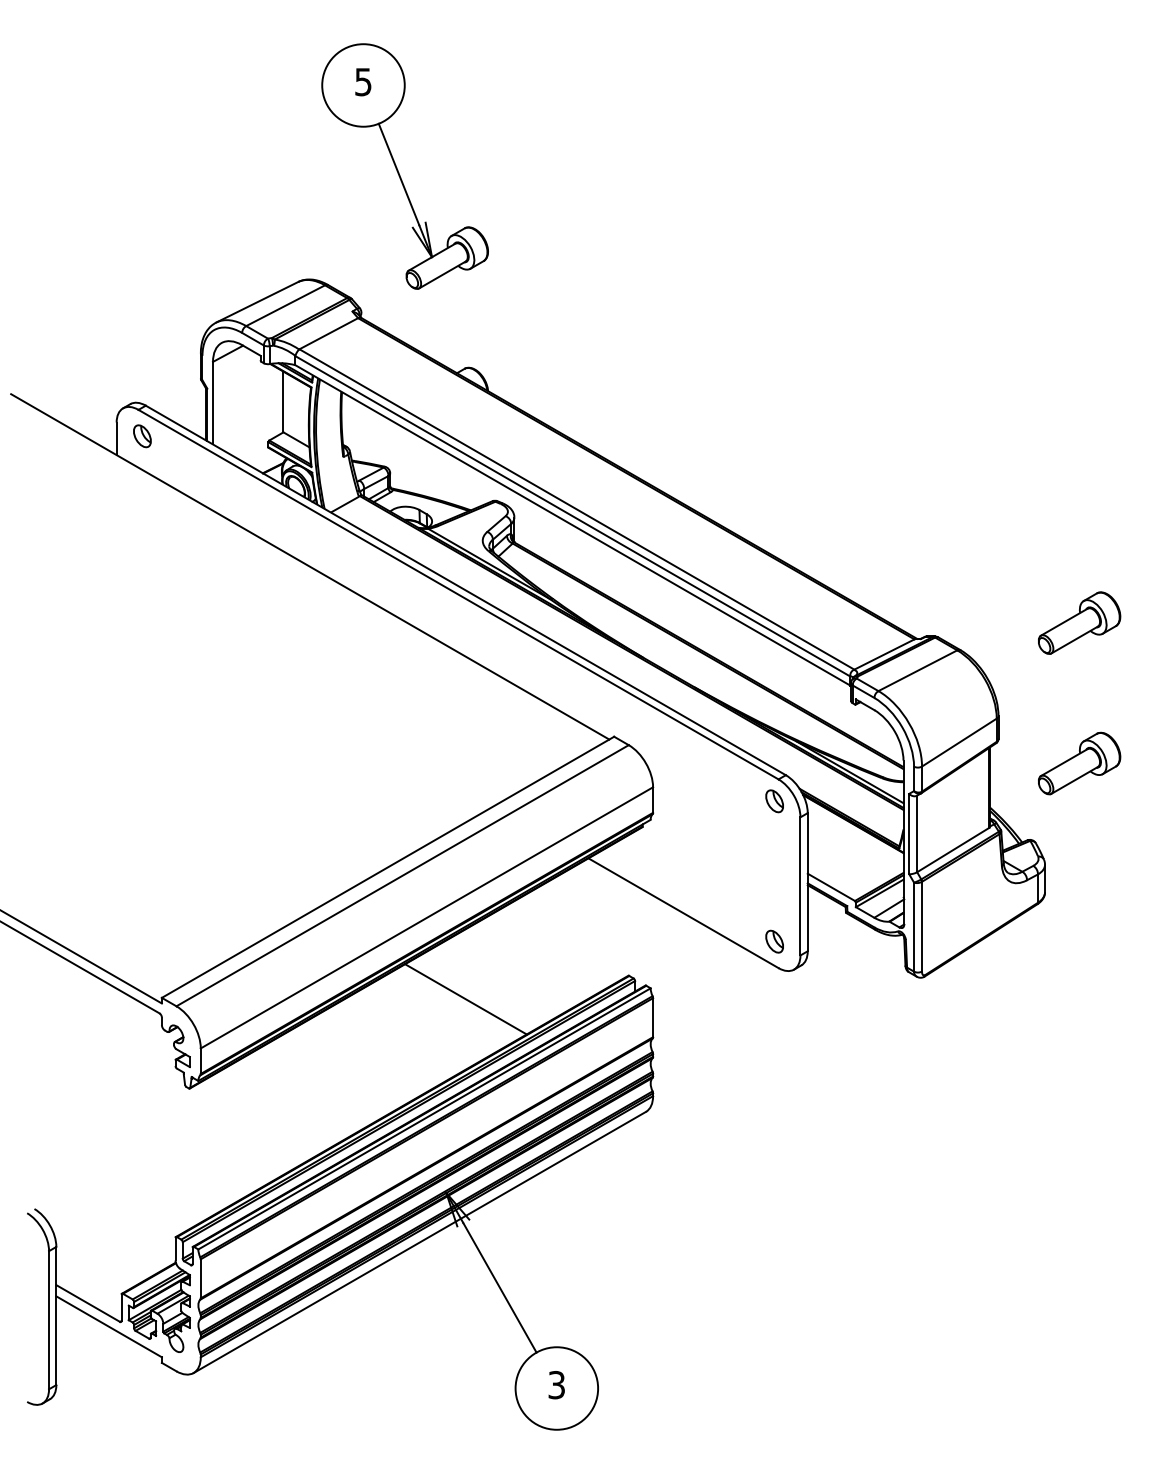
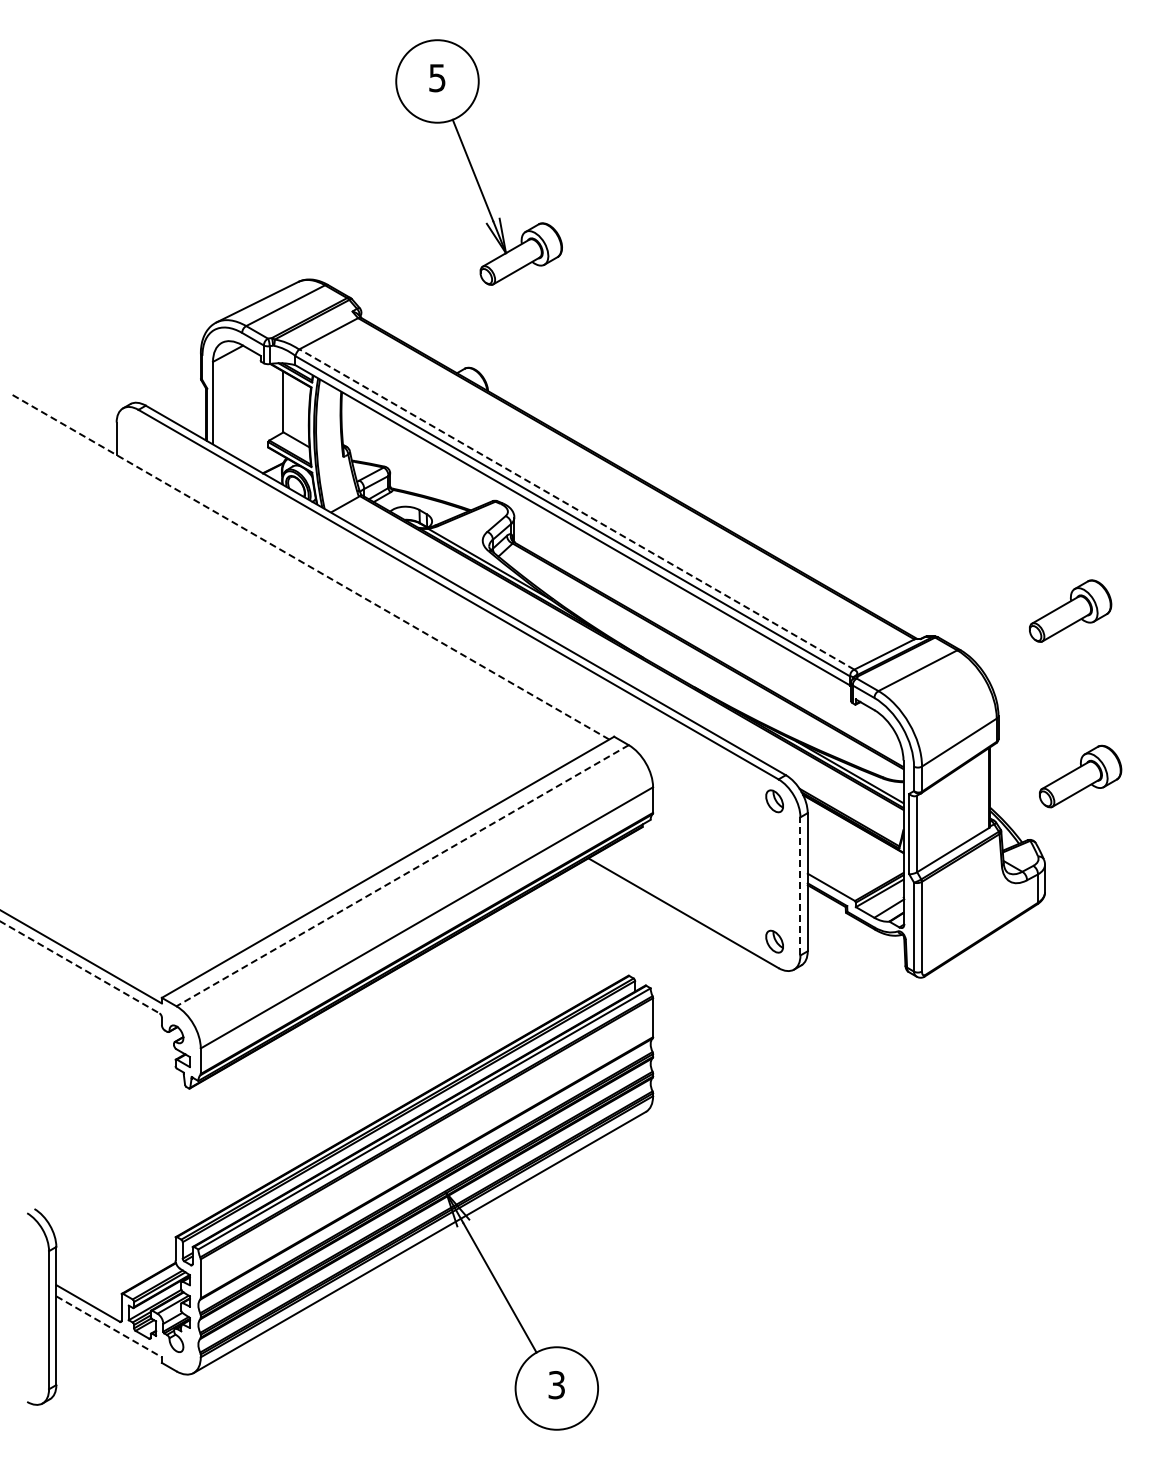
part position: (397, 167) -> (471, 163) (471, 163)
part: present -> none (142, 436)
line: solid -> dashed (576, 509)
line: solid -> dashed (309, 566)
part position: (1079, 622) -> (1070, 610) (1070, 610)
part position: (1079, 763) -> (1080, 776) (1080, 776)
line: solid -> dashed (402, 875)
line: solid -> dashed (800, 885)
line: solid -> dashed (79, 967)
line: present -> none (465, 999)
line: solid -> dashed (109, 1326)
